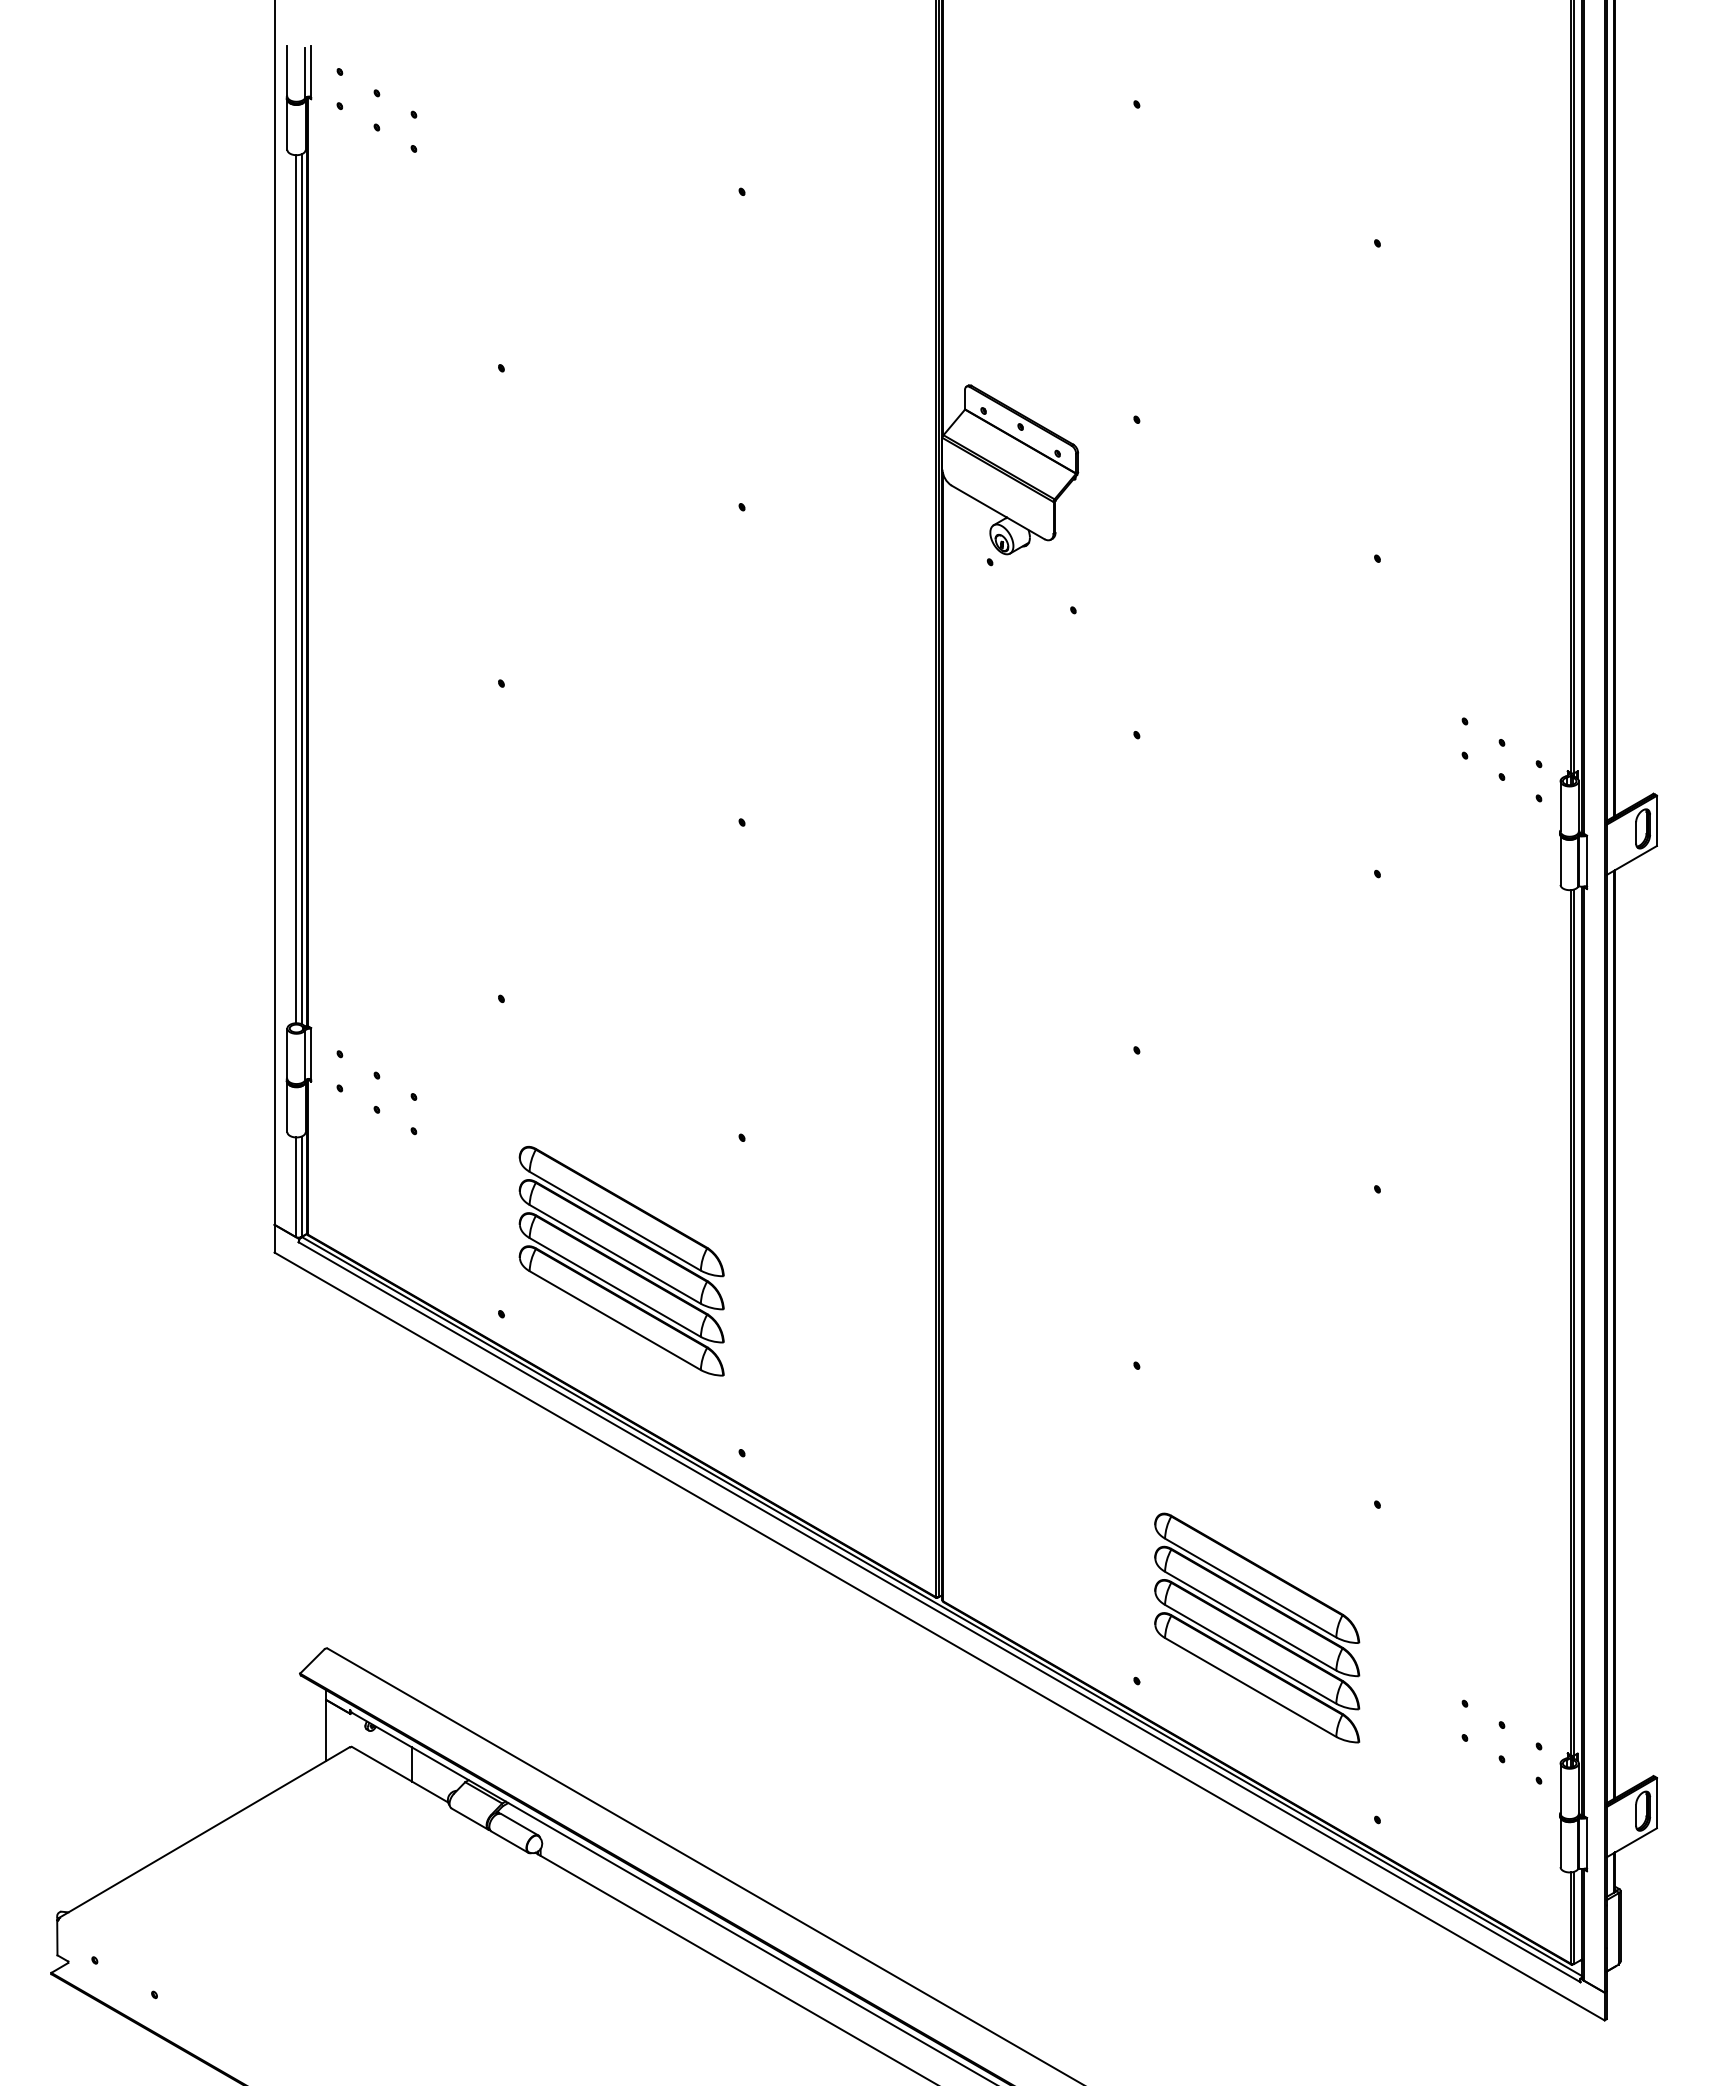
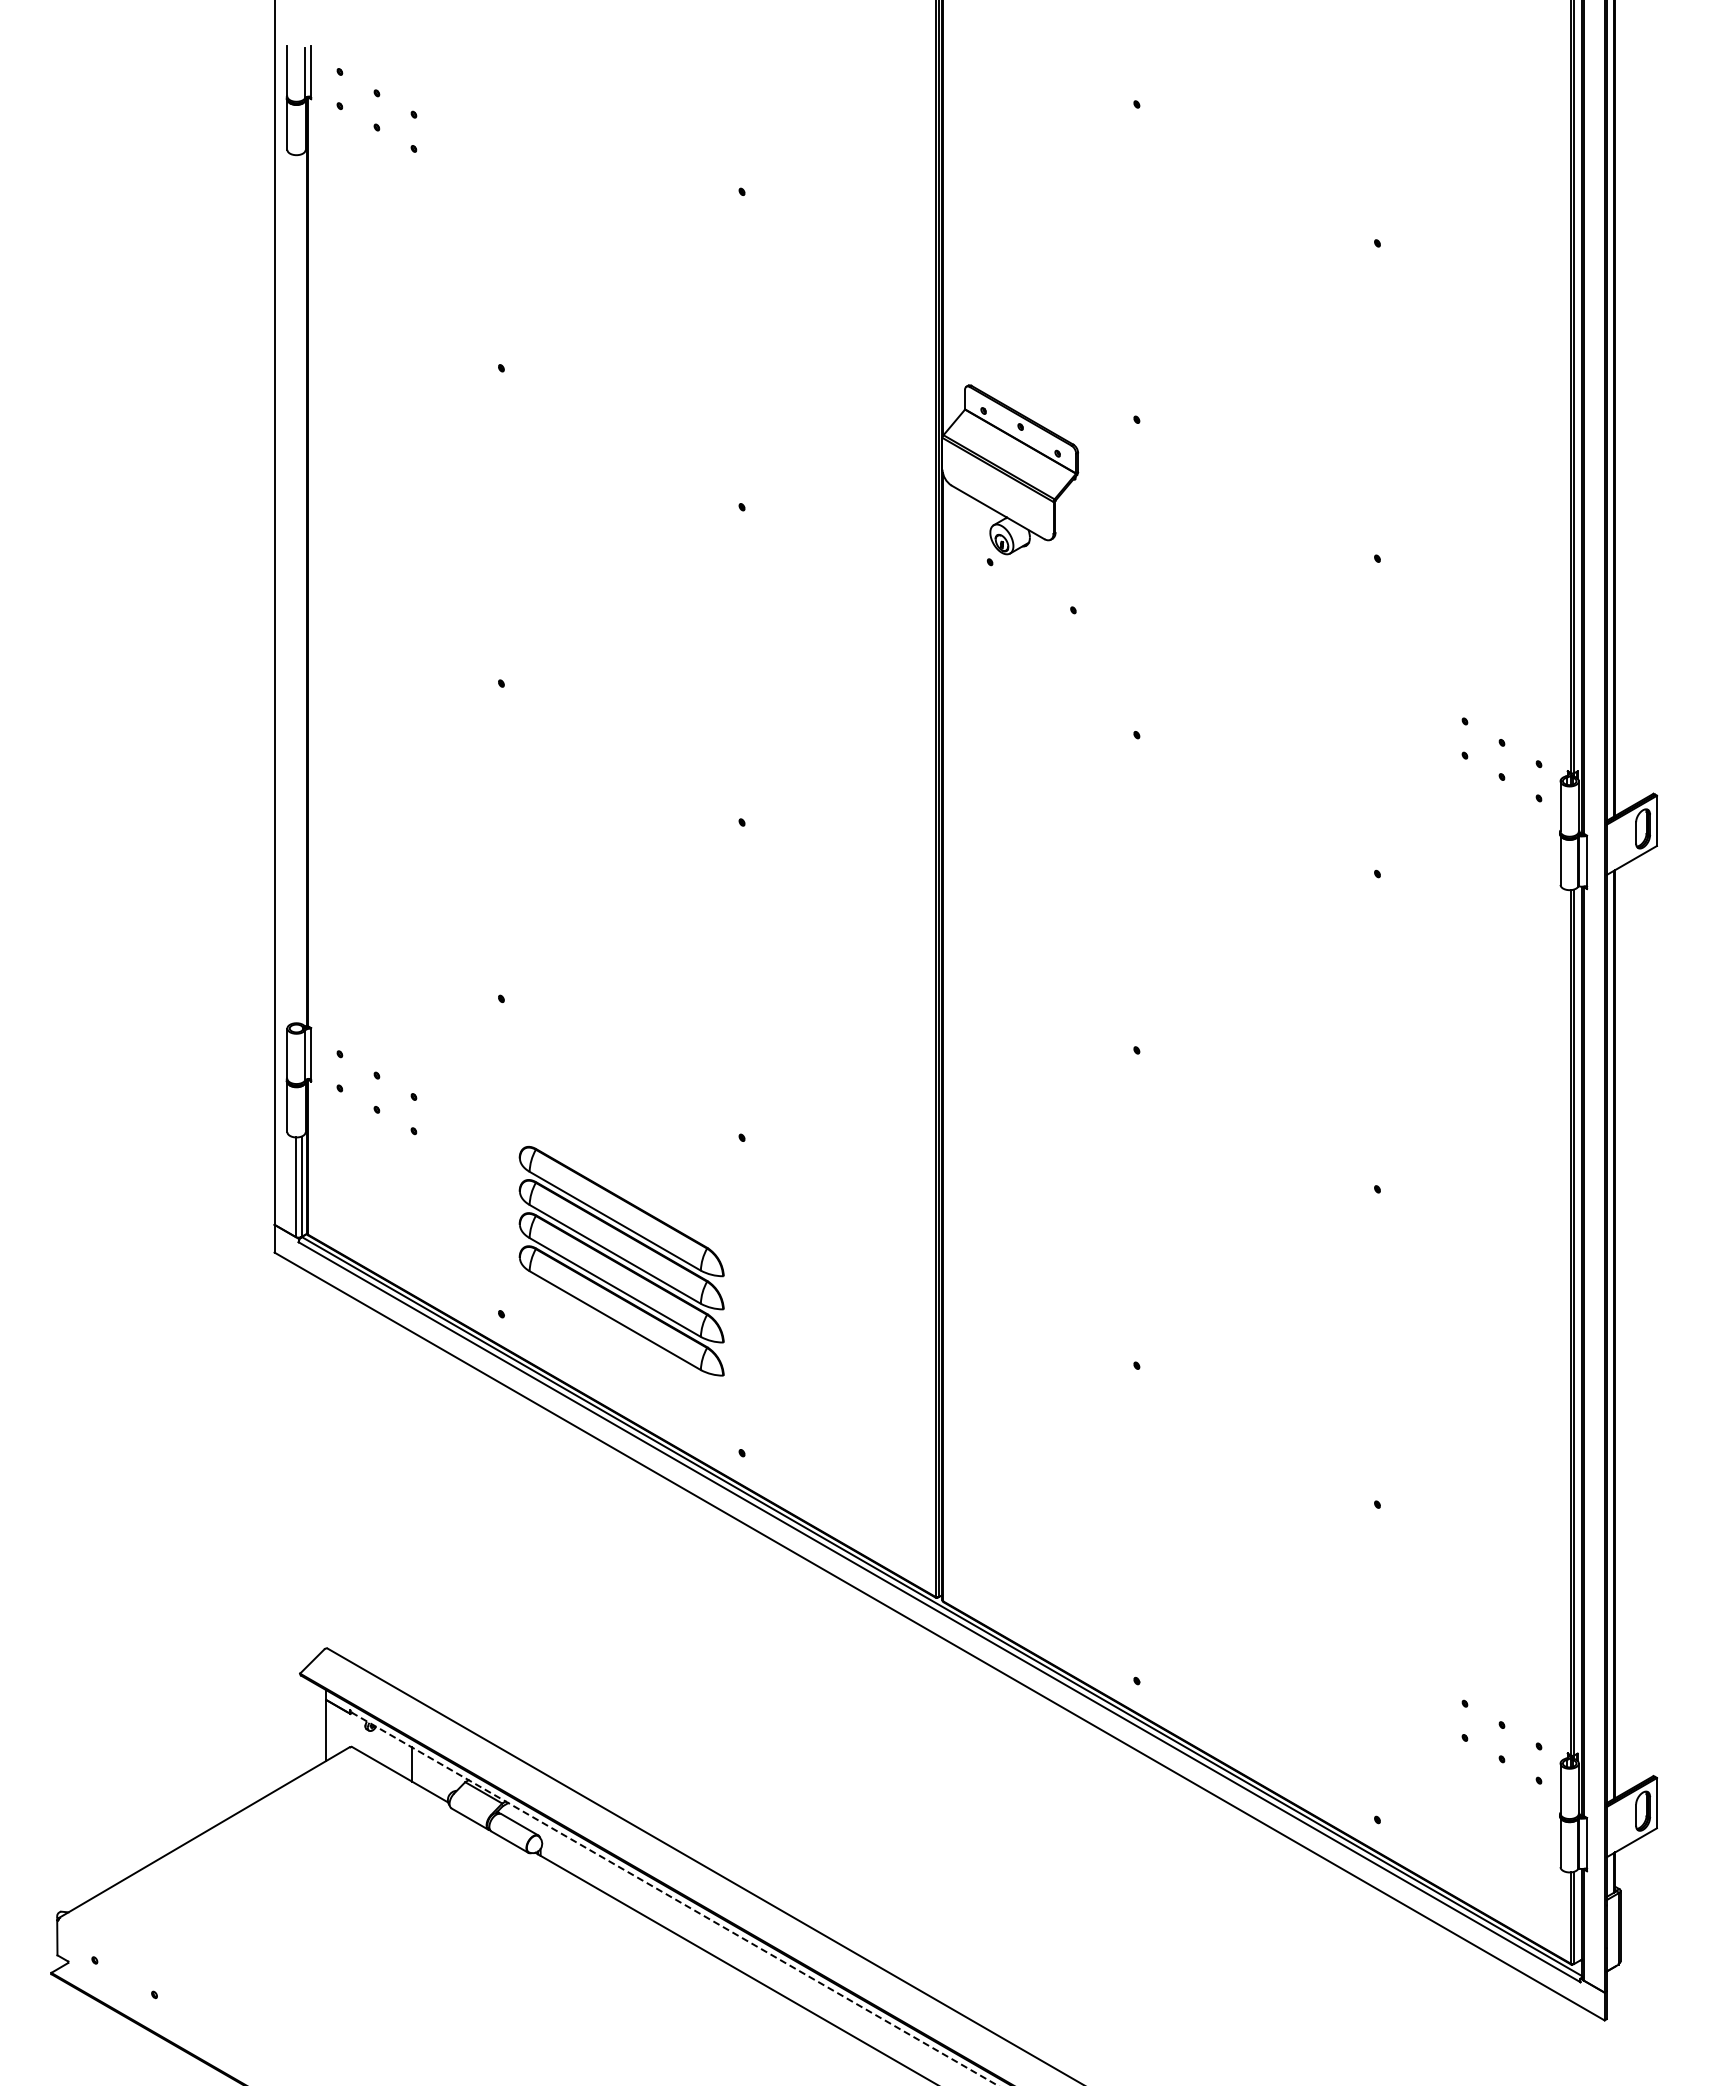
line: present -> none (295, 589)
line: present -> none (301, 589)
part: present -> none (1257, 1627)
line: solid -> dashed (675, 1899)
